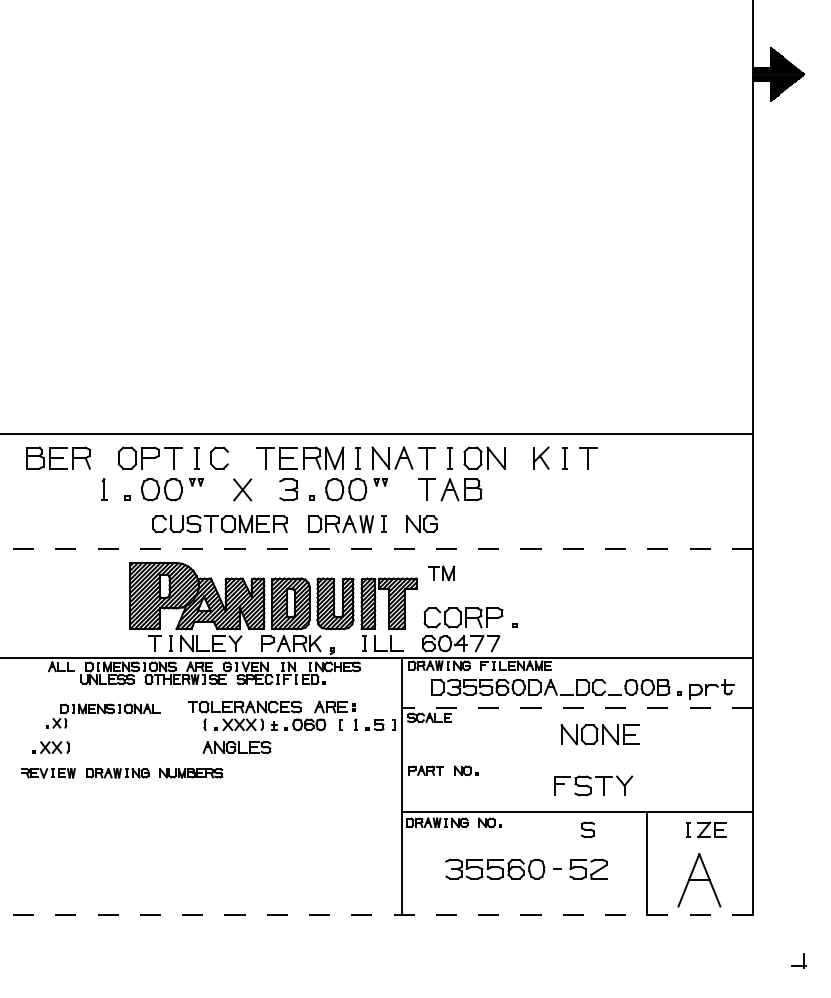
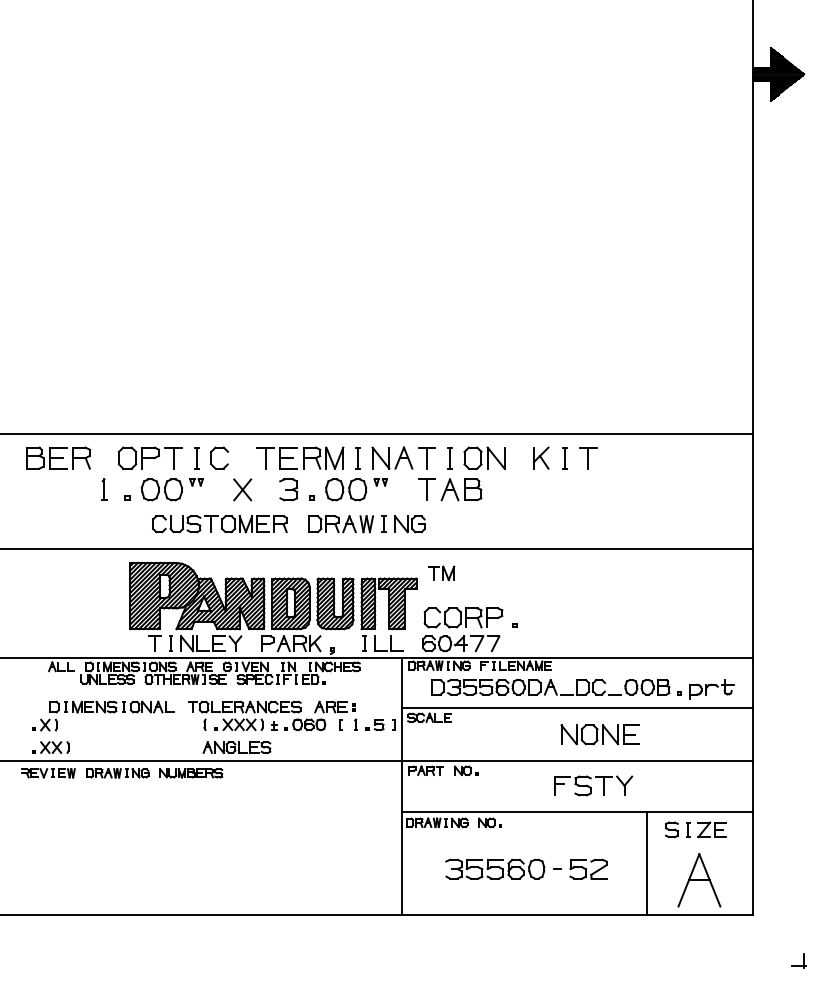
part position: (421, 524) -> (409, 524) (409, 524)
line: dashed -> solid (376, 548)
line: dashed -> solid (577, 707)
part size: 115x26 px -> 143x32 px (103, 715)
line: none -> present (377, 760)
part position: (587, 829) -> (671, 829) (671, 829)
line: dashed -> solid (376, 915)
